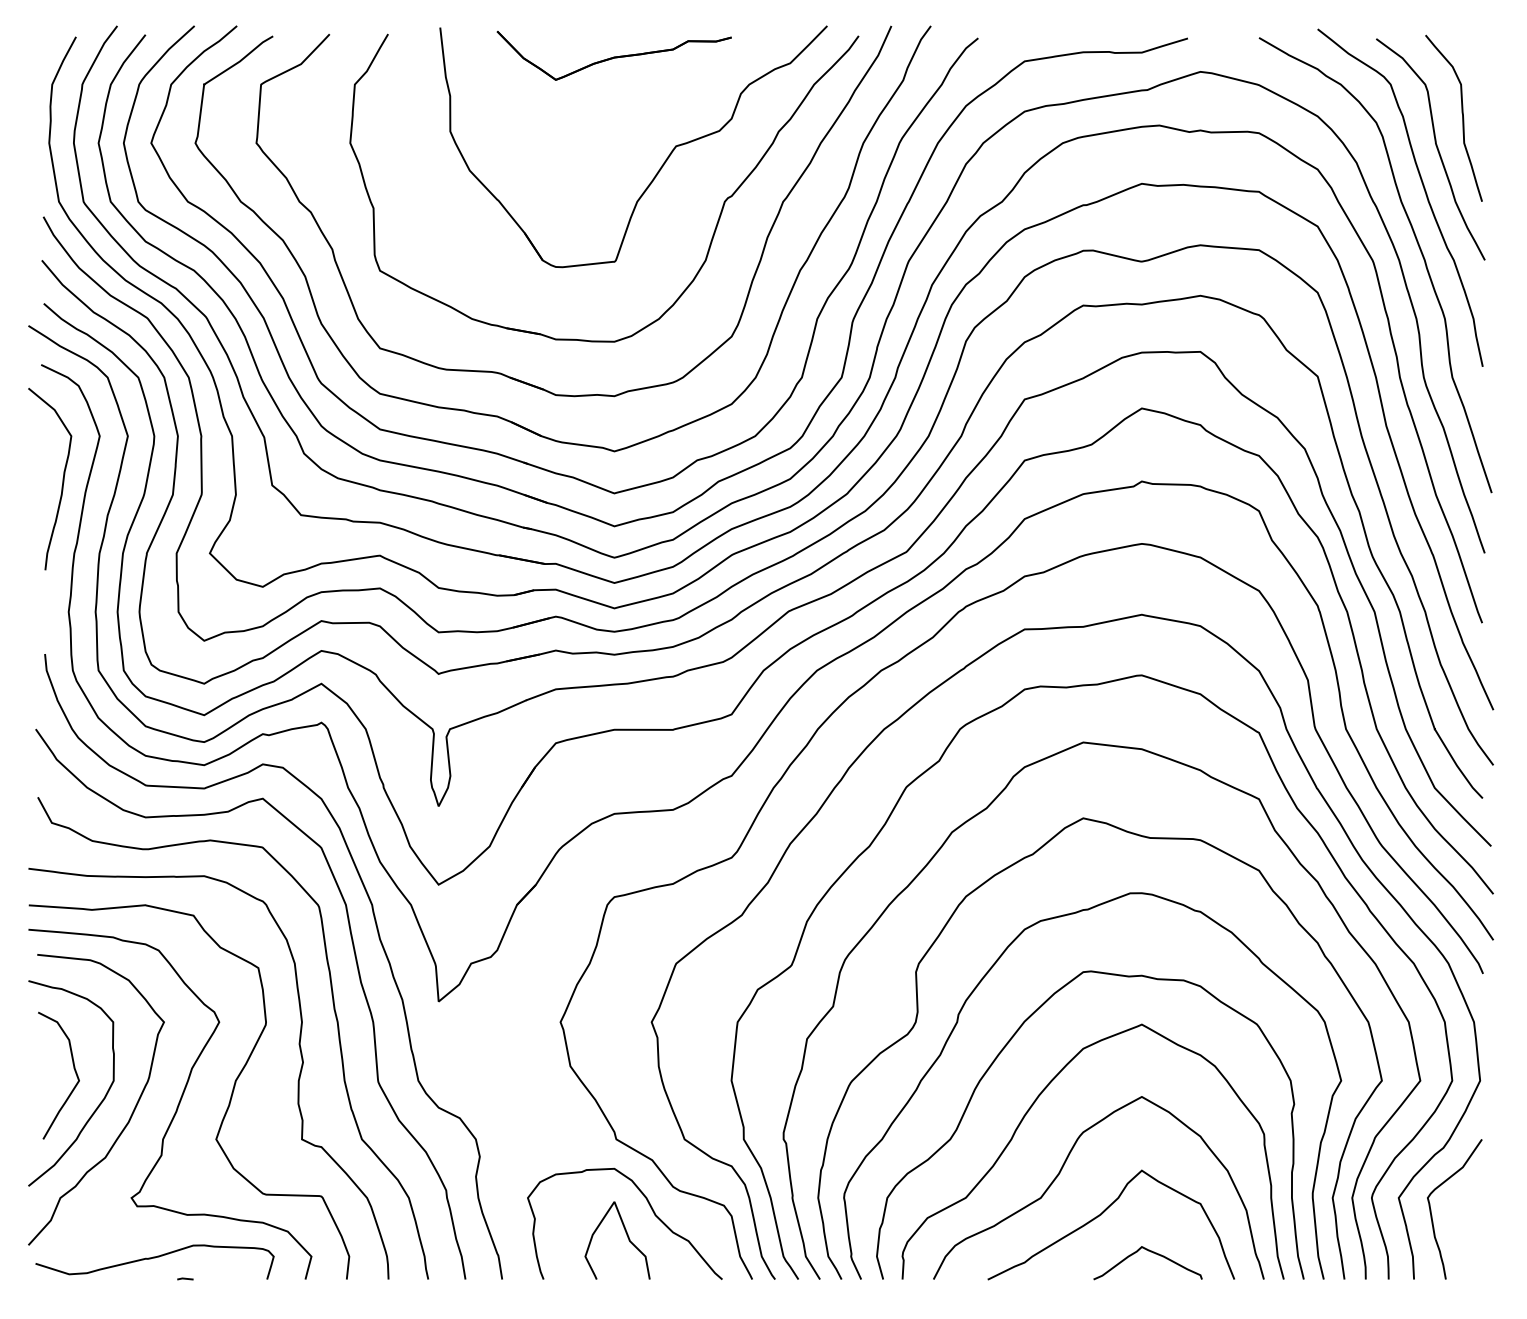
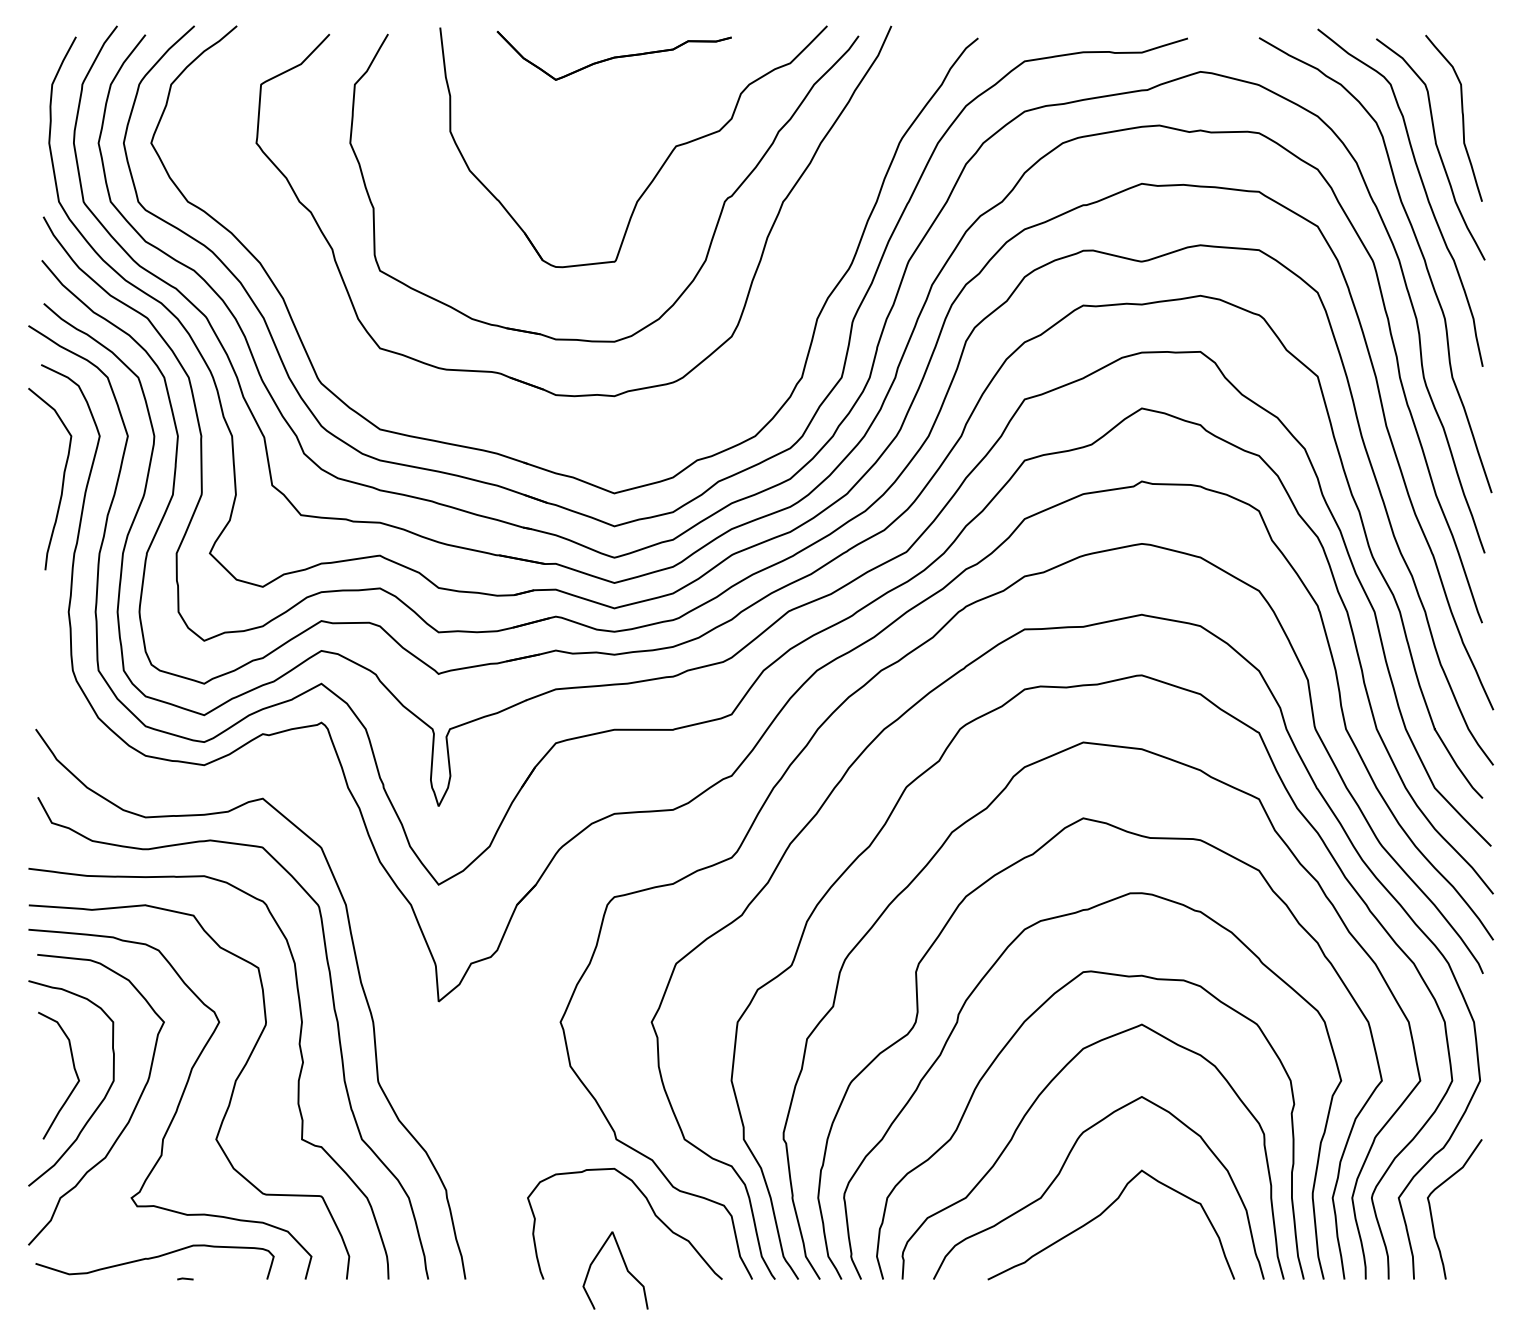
part: present -> none (500, 416)
curve: present -> none (378, 938)
curve position: (627, 1238) -> (625, 1268) (625, 1268)
curve: present -> none (1150, 1252)
